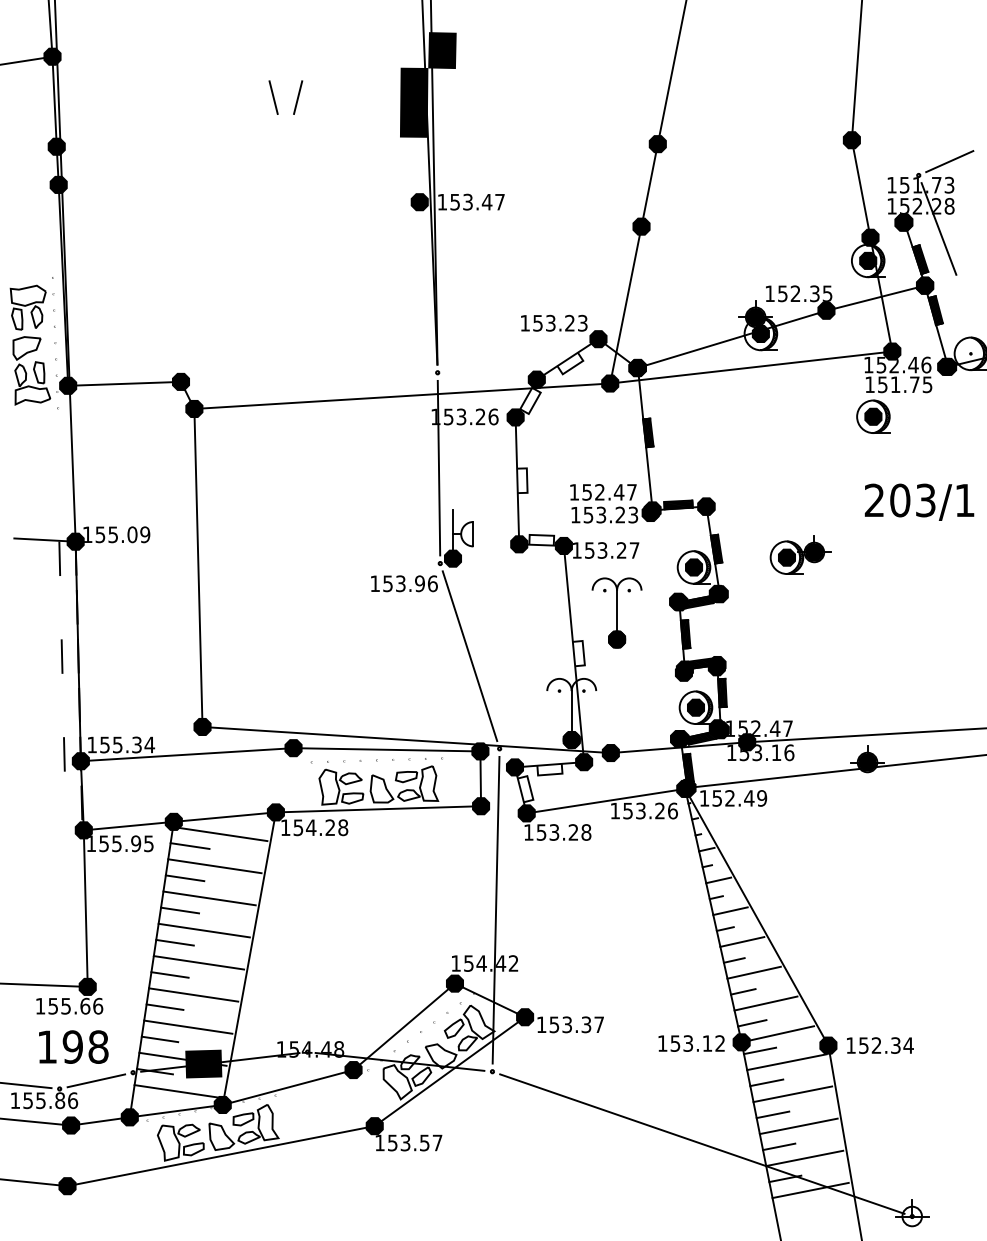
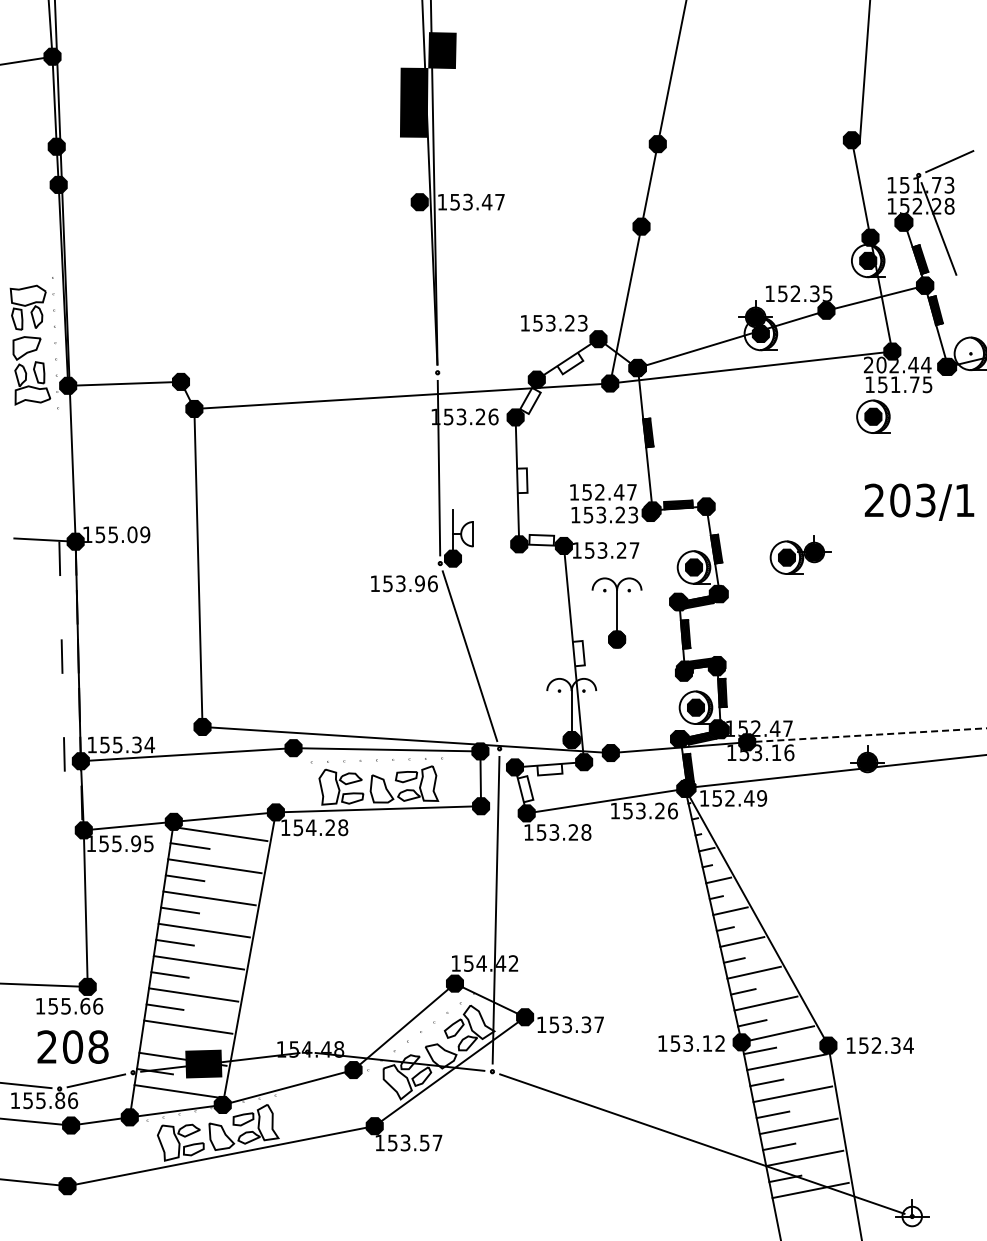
line position: (856, 71) -> (864, 71) (864, 71)
part: present -> none (275, 100)
text: 152.46 -> 202.44 (897, 364)
line: solid -> dashed (866, 735)
line: present -> none (159, 1039)
text: 198 -> 208 (60, 1046)
